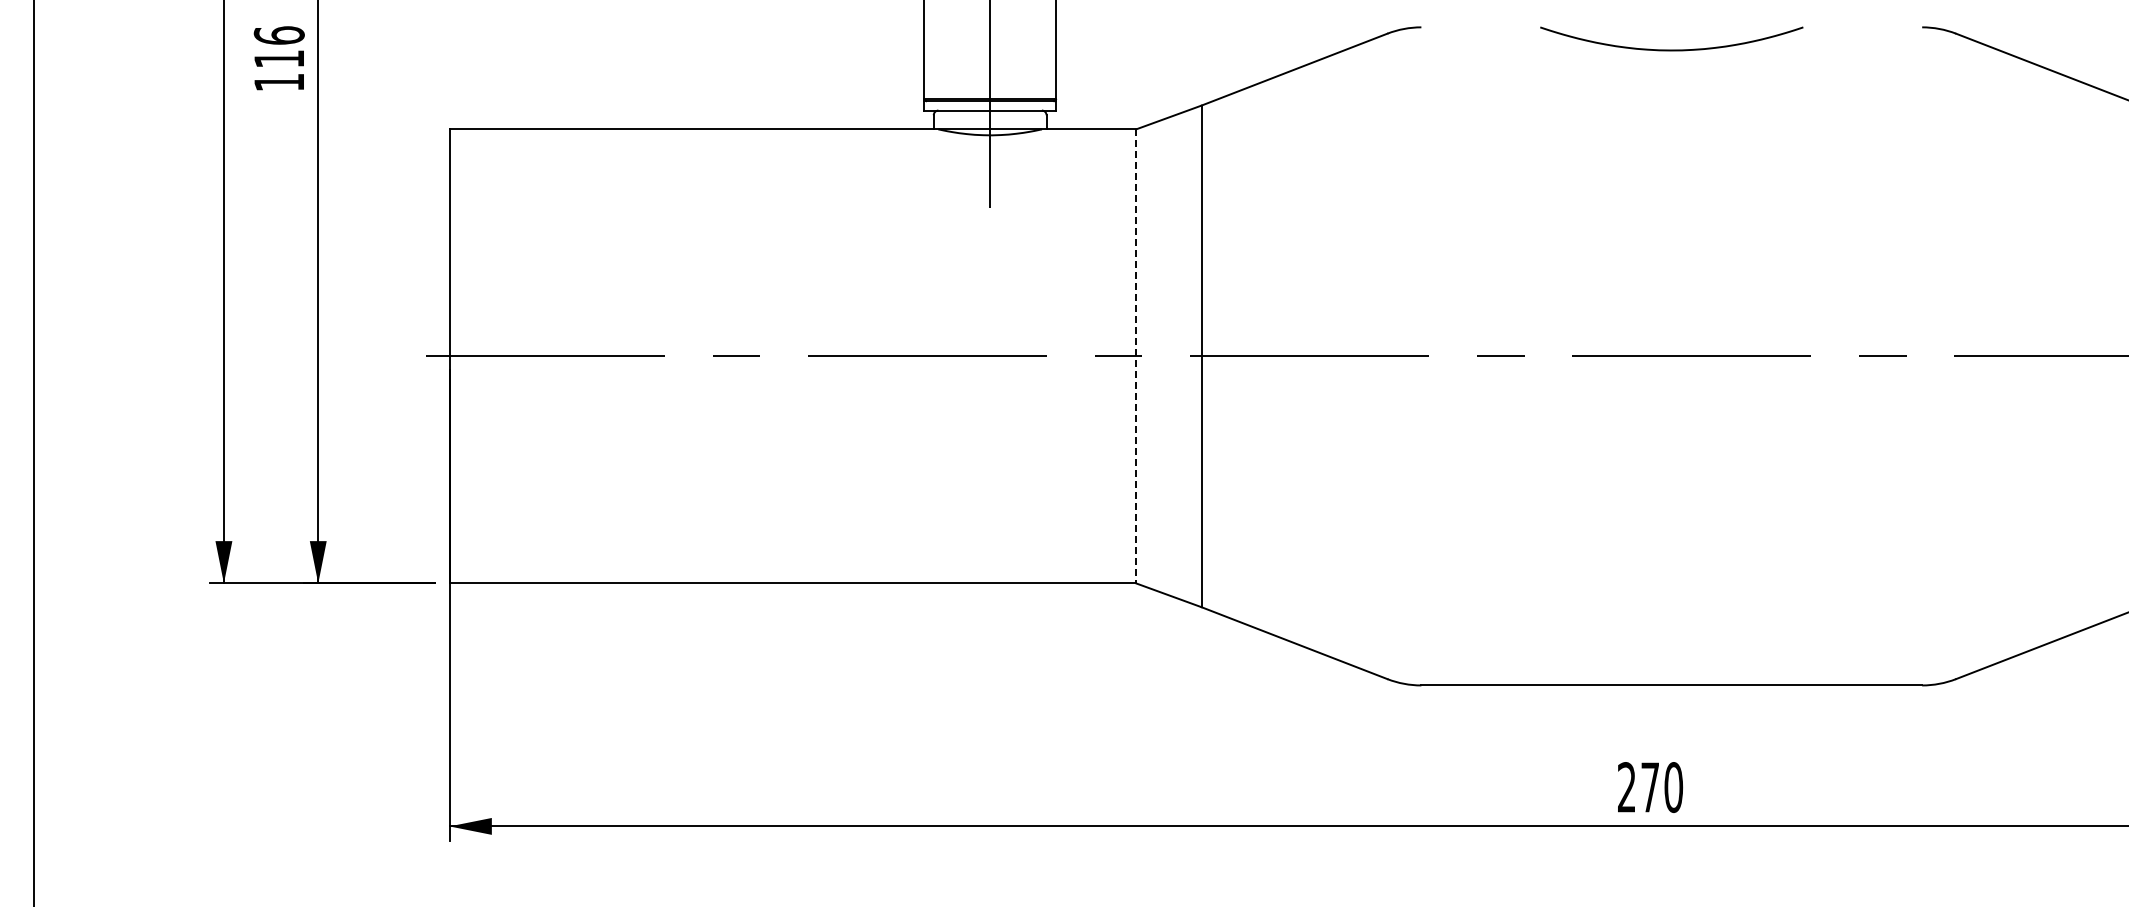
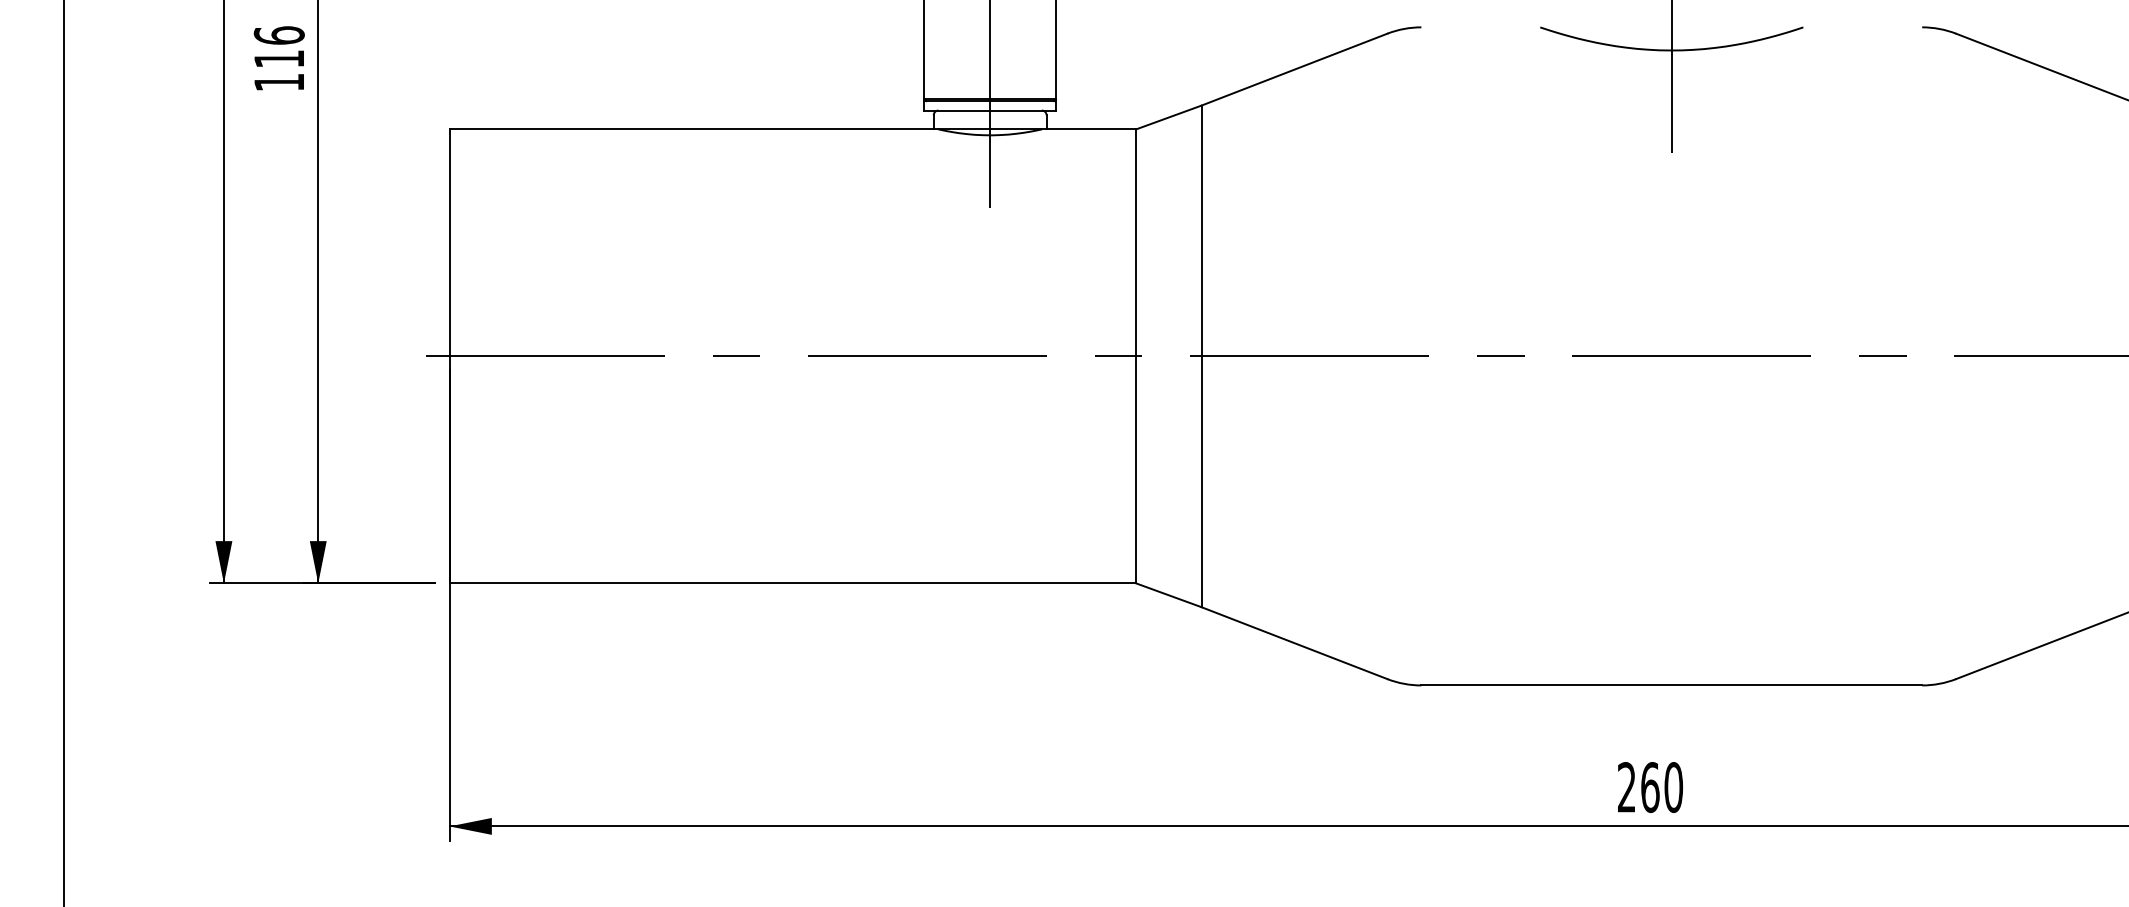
line: none -> present (1671, 77)
line: dashed -> solid (1136, 356)
line position: (33, 452) -> (63, 452) (63, 452)
text: 270 -> 260 (1650, 787)
